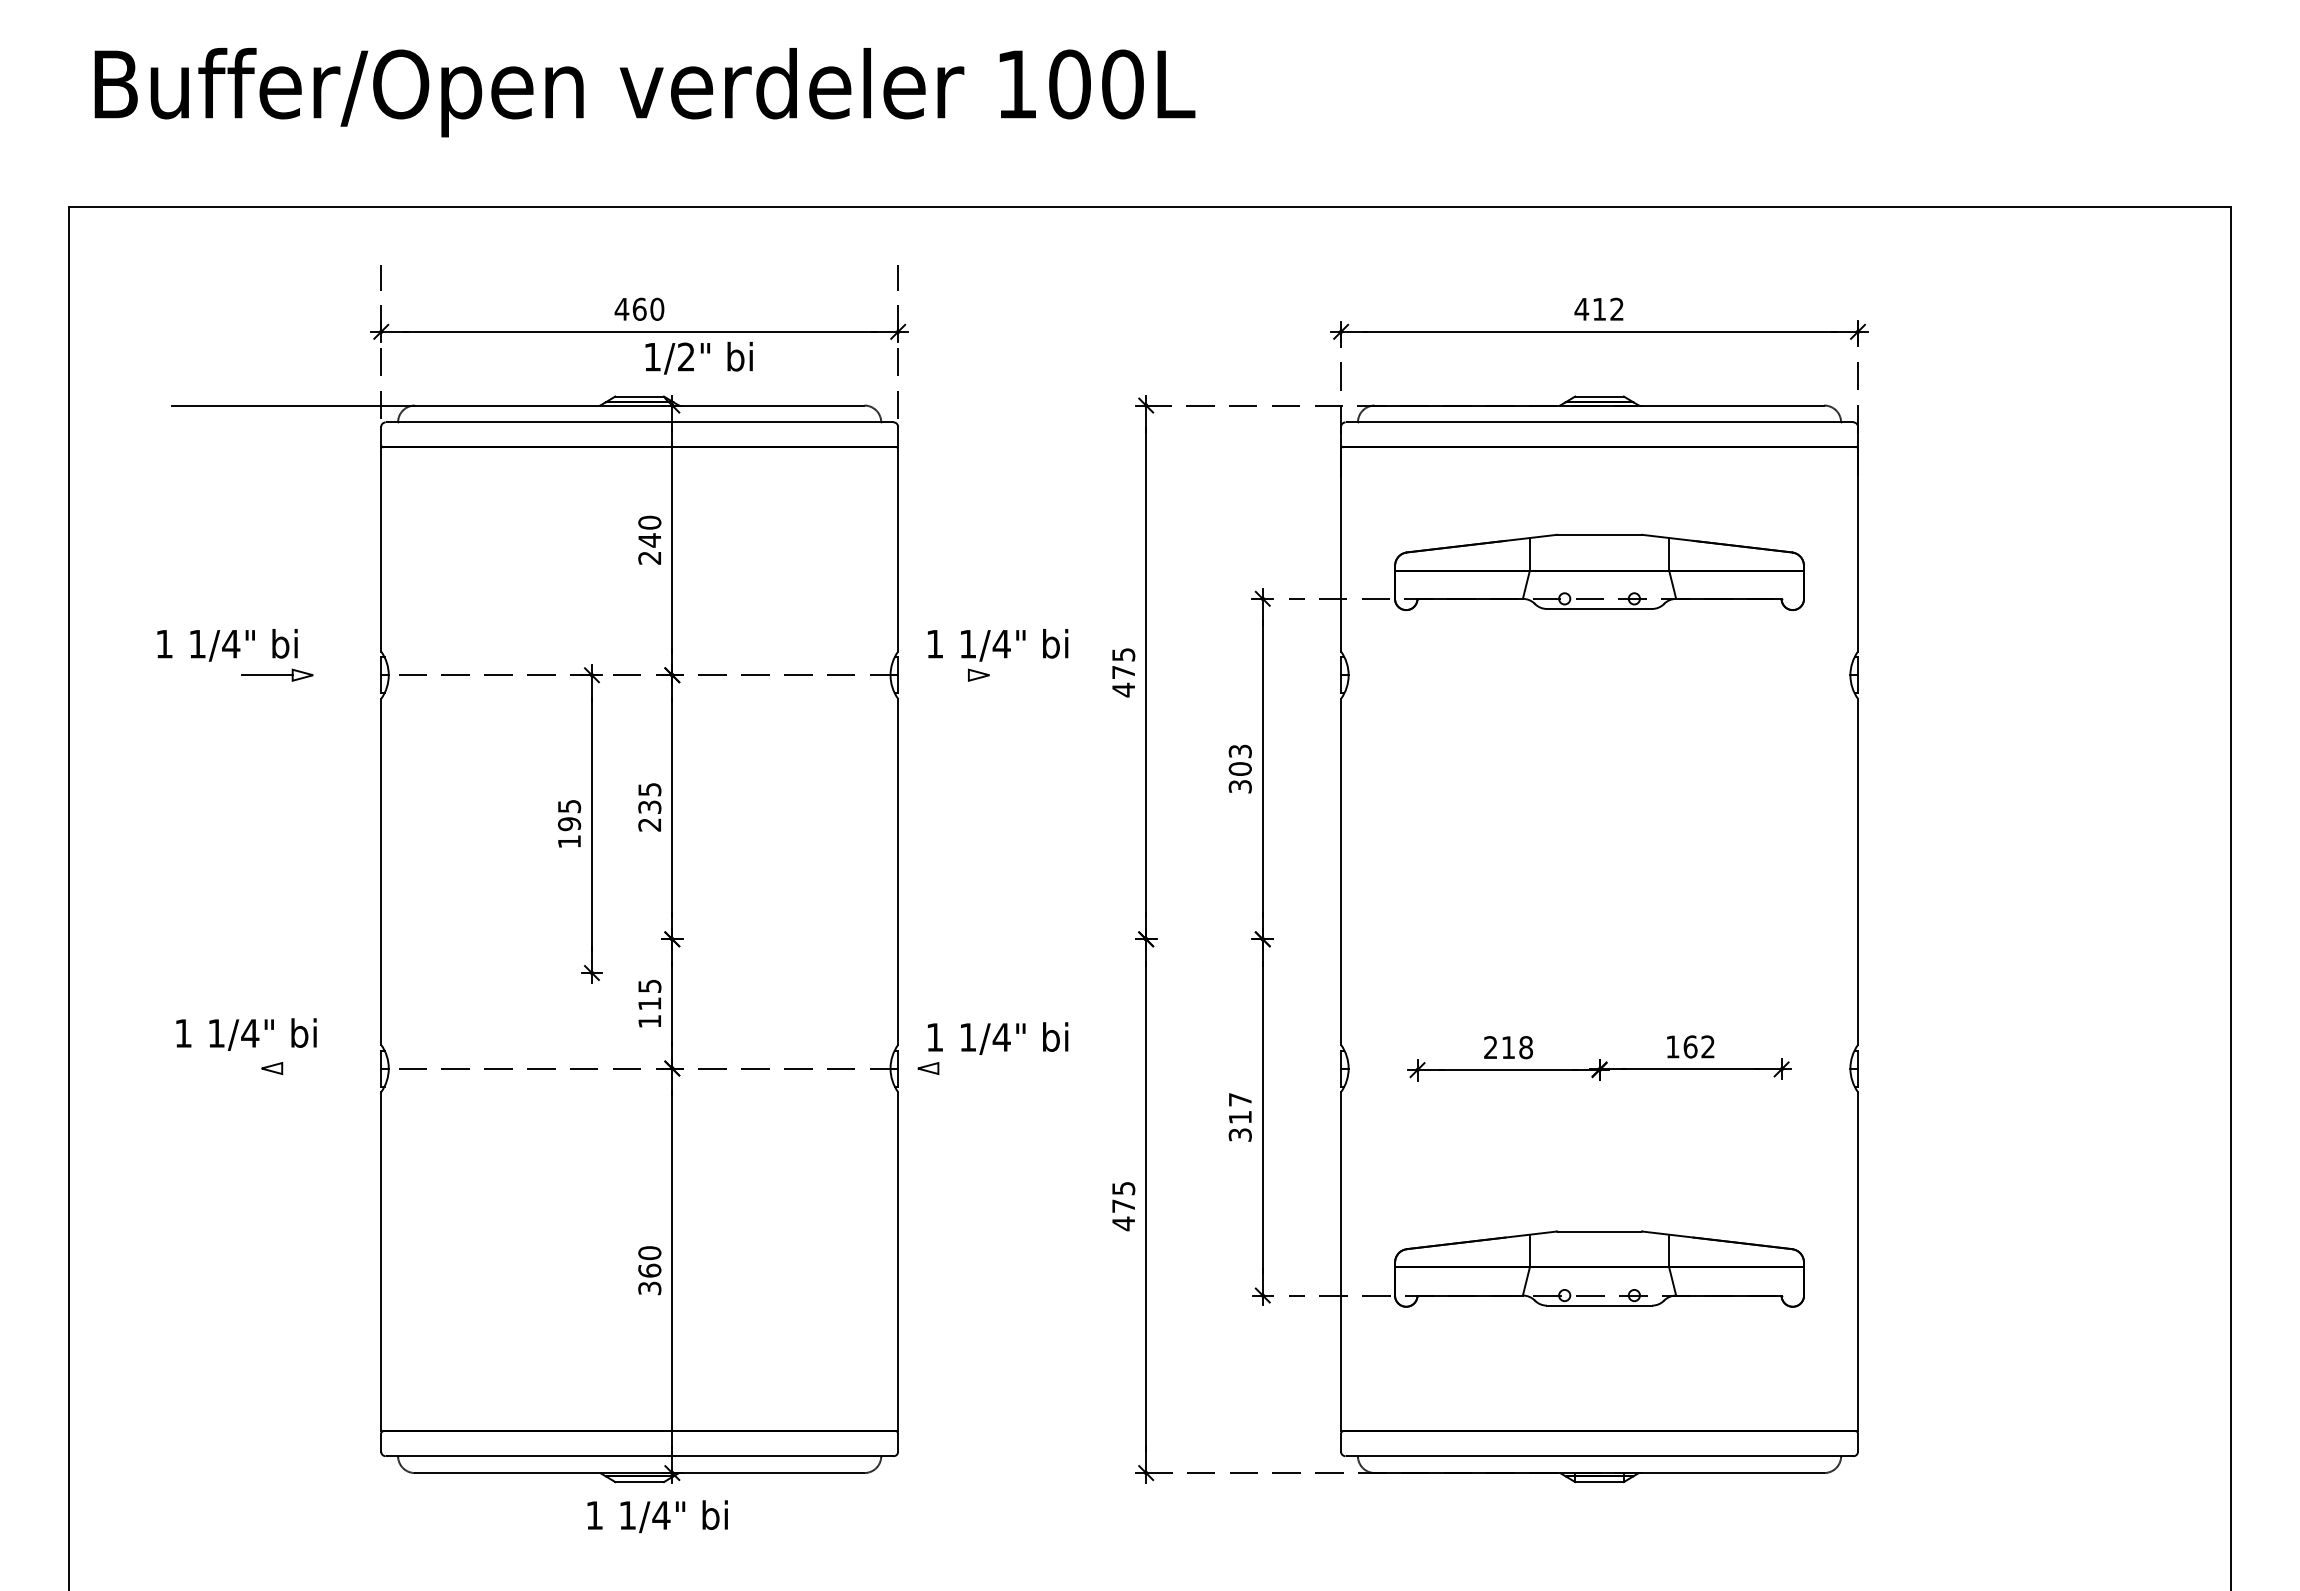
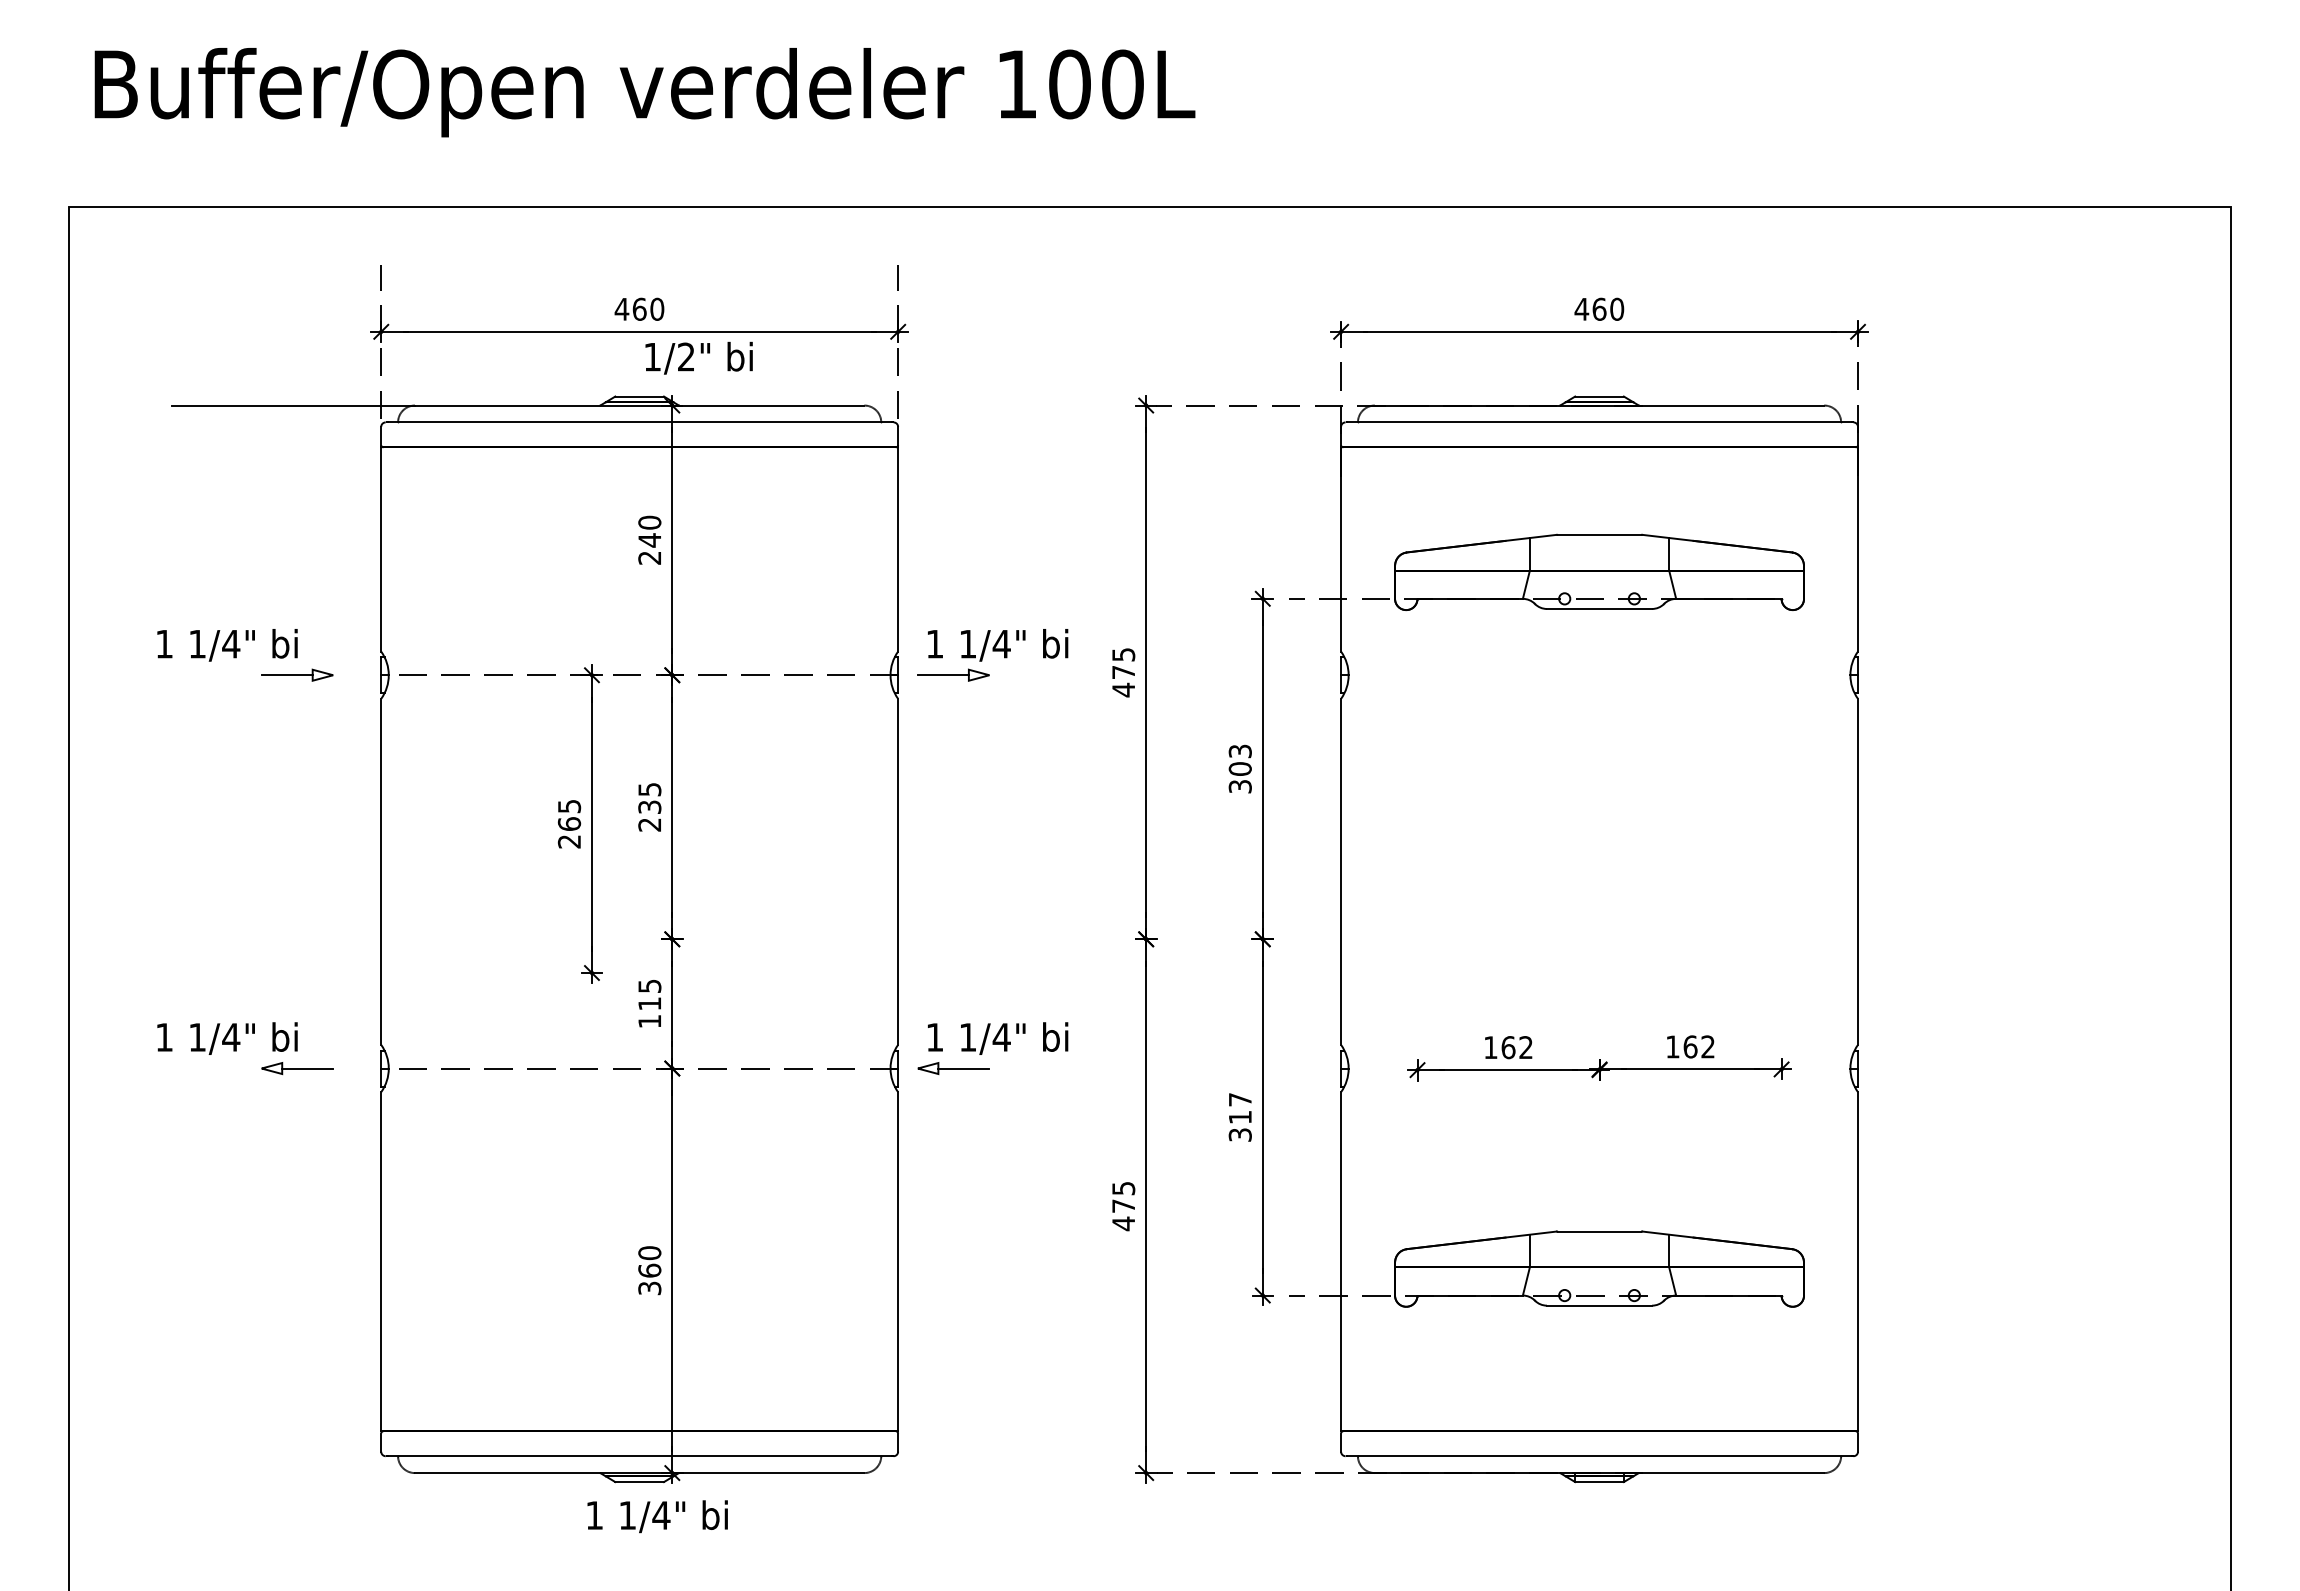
text: 412 -> 460 (1608, 308)
part position: (277, 674) -> (297, 674) (297, 674)
line: none -> present (942, 675)
text: 195 -> 265 (569, 832)
text position: (246, 1034) -> (227, 1038) (227, 1038)
text: 218 -> 162 (1508, 1047)
line: none -> present (307, 1068)
line: none -> present (963, 1068)
